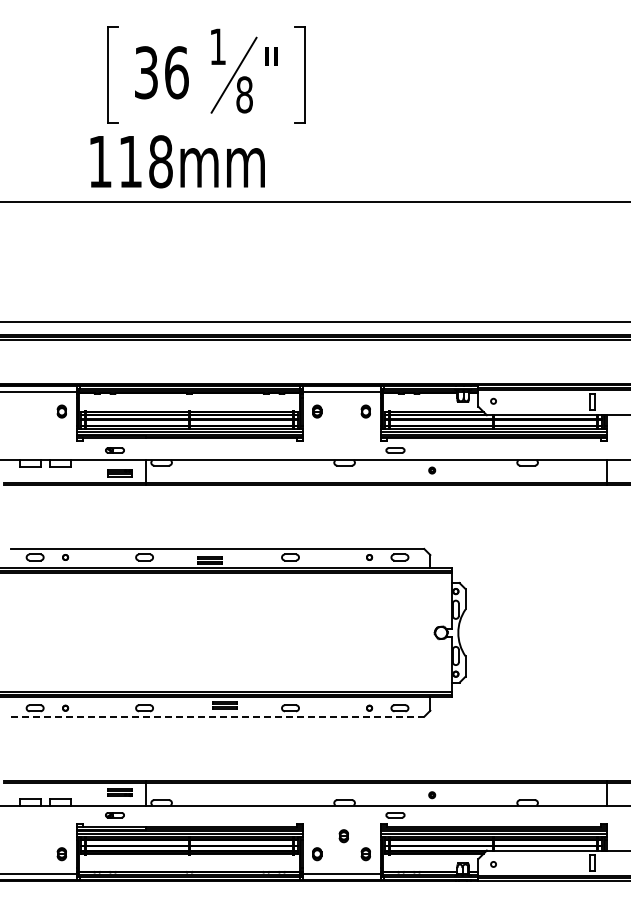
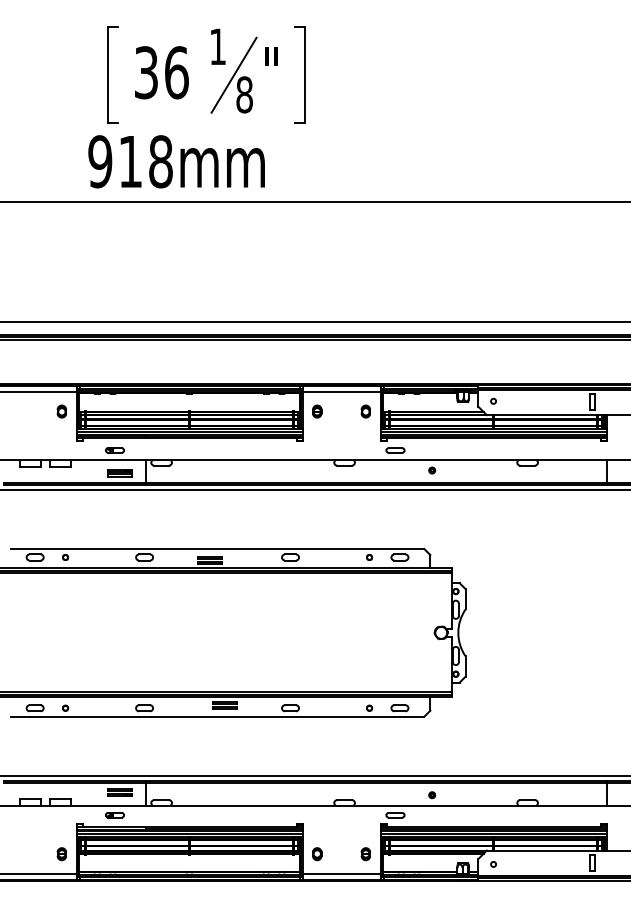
text: 118mm -> 918mm (100, 161)
line: none -> present (314, 490)
line: dashed -> solid (217, 716)
line: none -> present (314, 775)
part: present -> none (343, 836)
